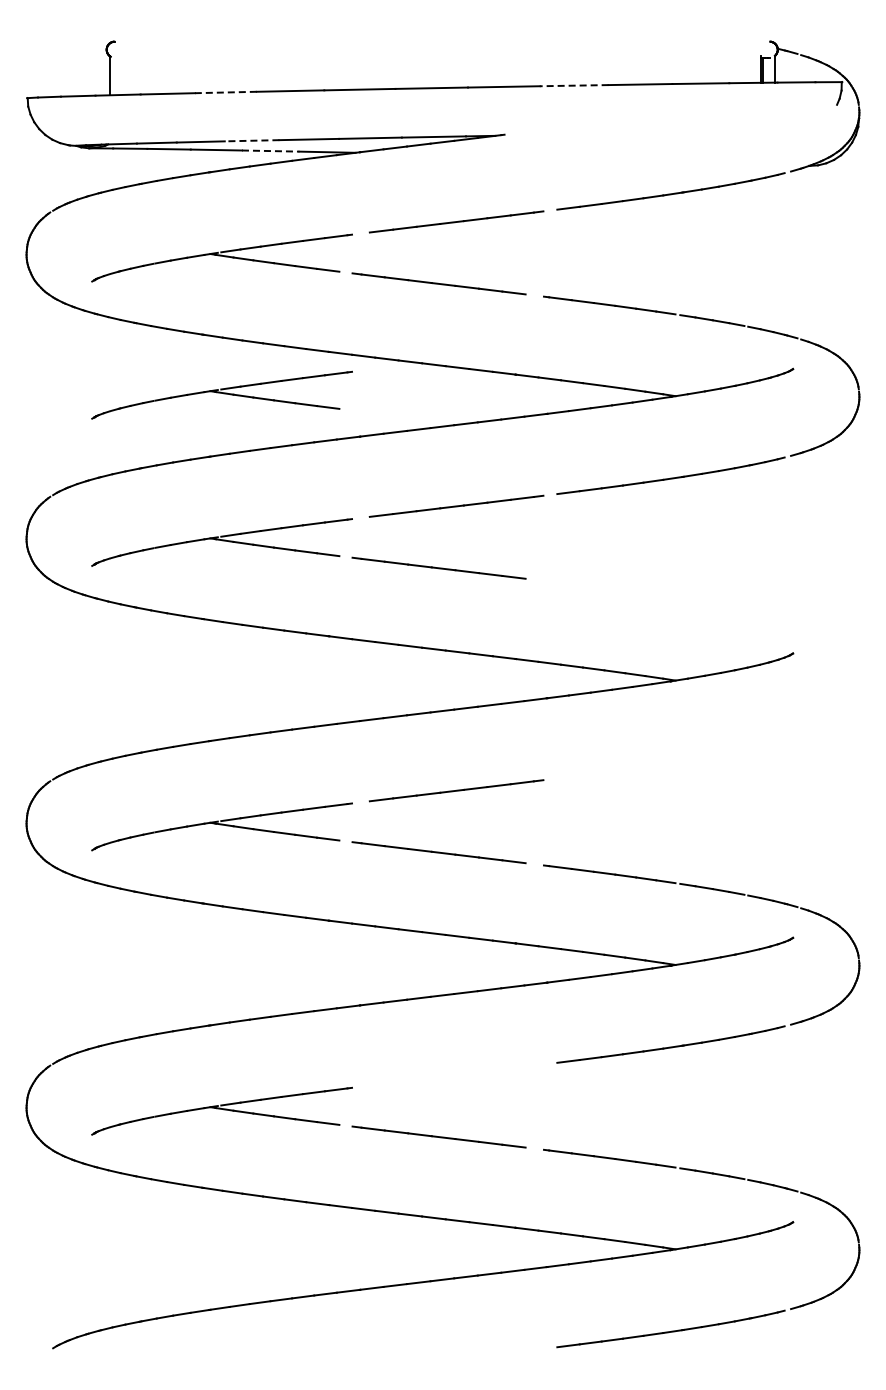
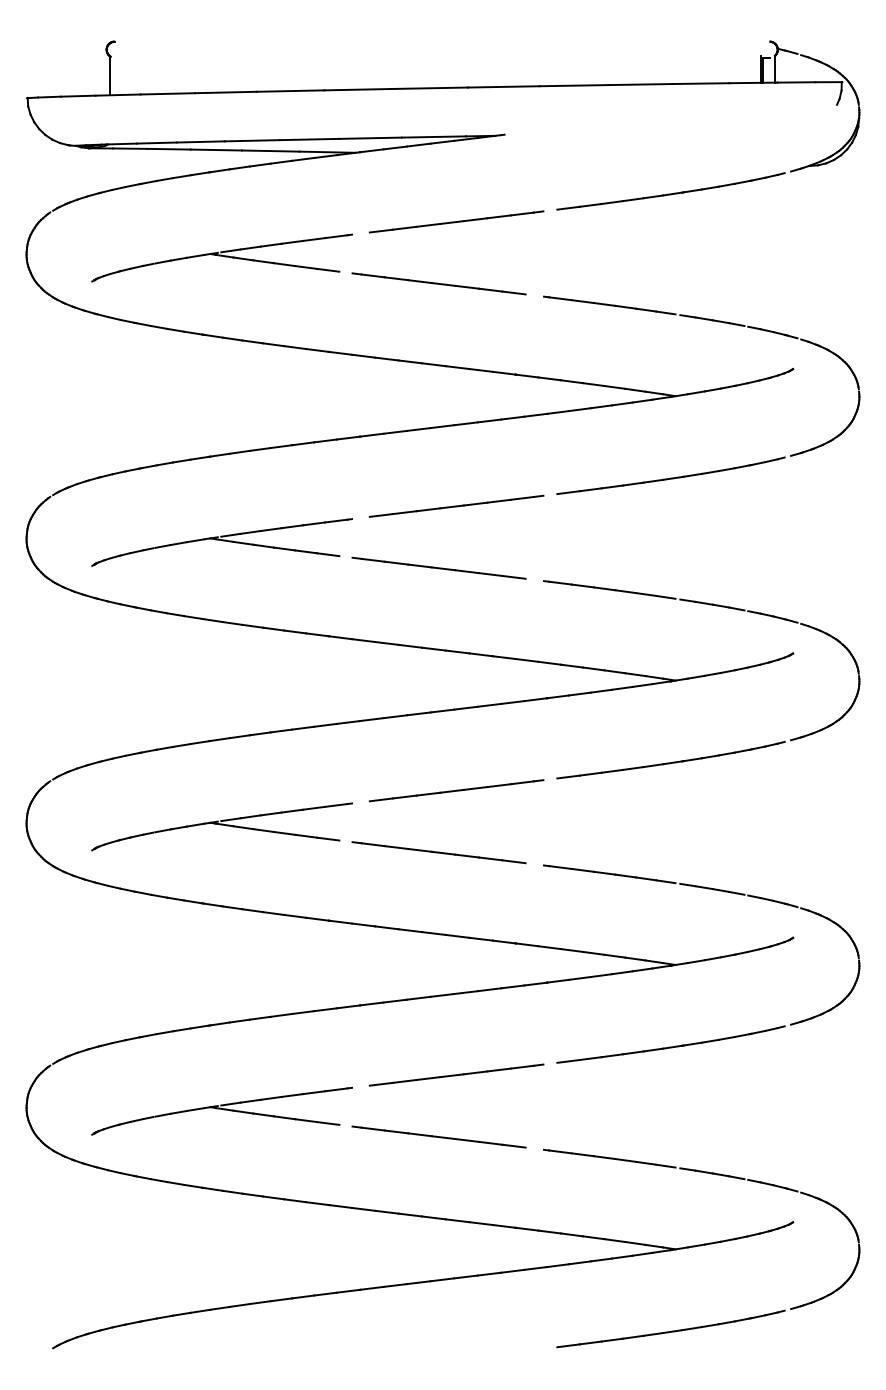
line: dashed -> solid (573, 85)
line: dashed -> solid (225, 92)
line: dashed -> solid (251, 140)
line: dashed -> solid (270, 151)
part: present -> none (221, 394)
part: none -> present (715, 606)
line: none -> present (456, 1074)
